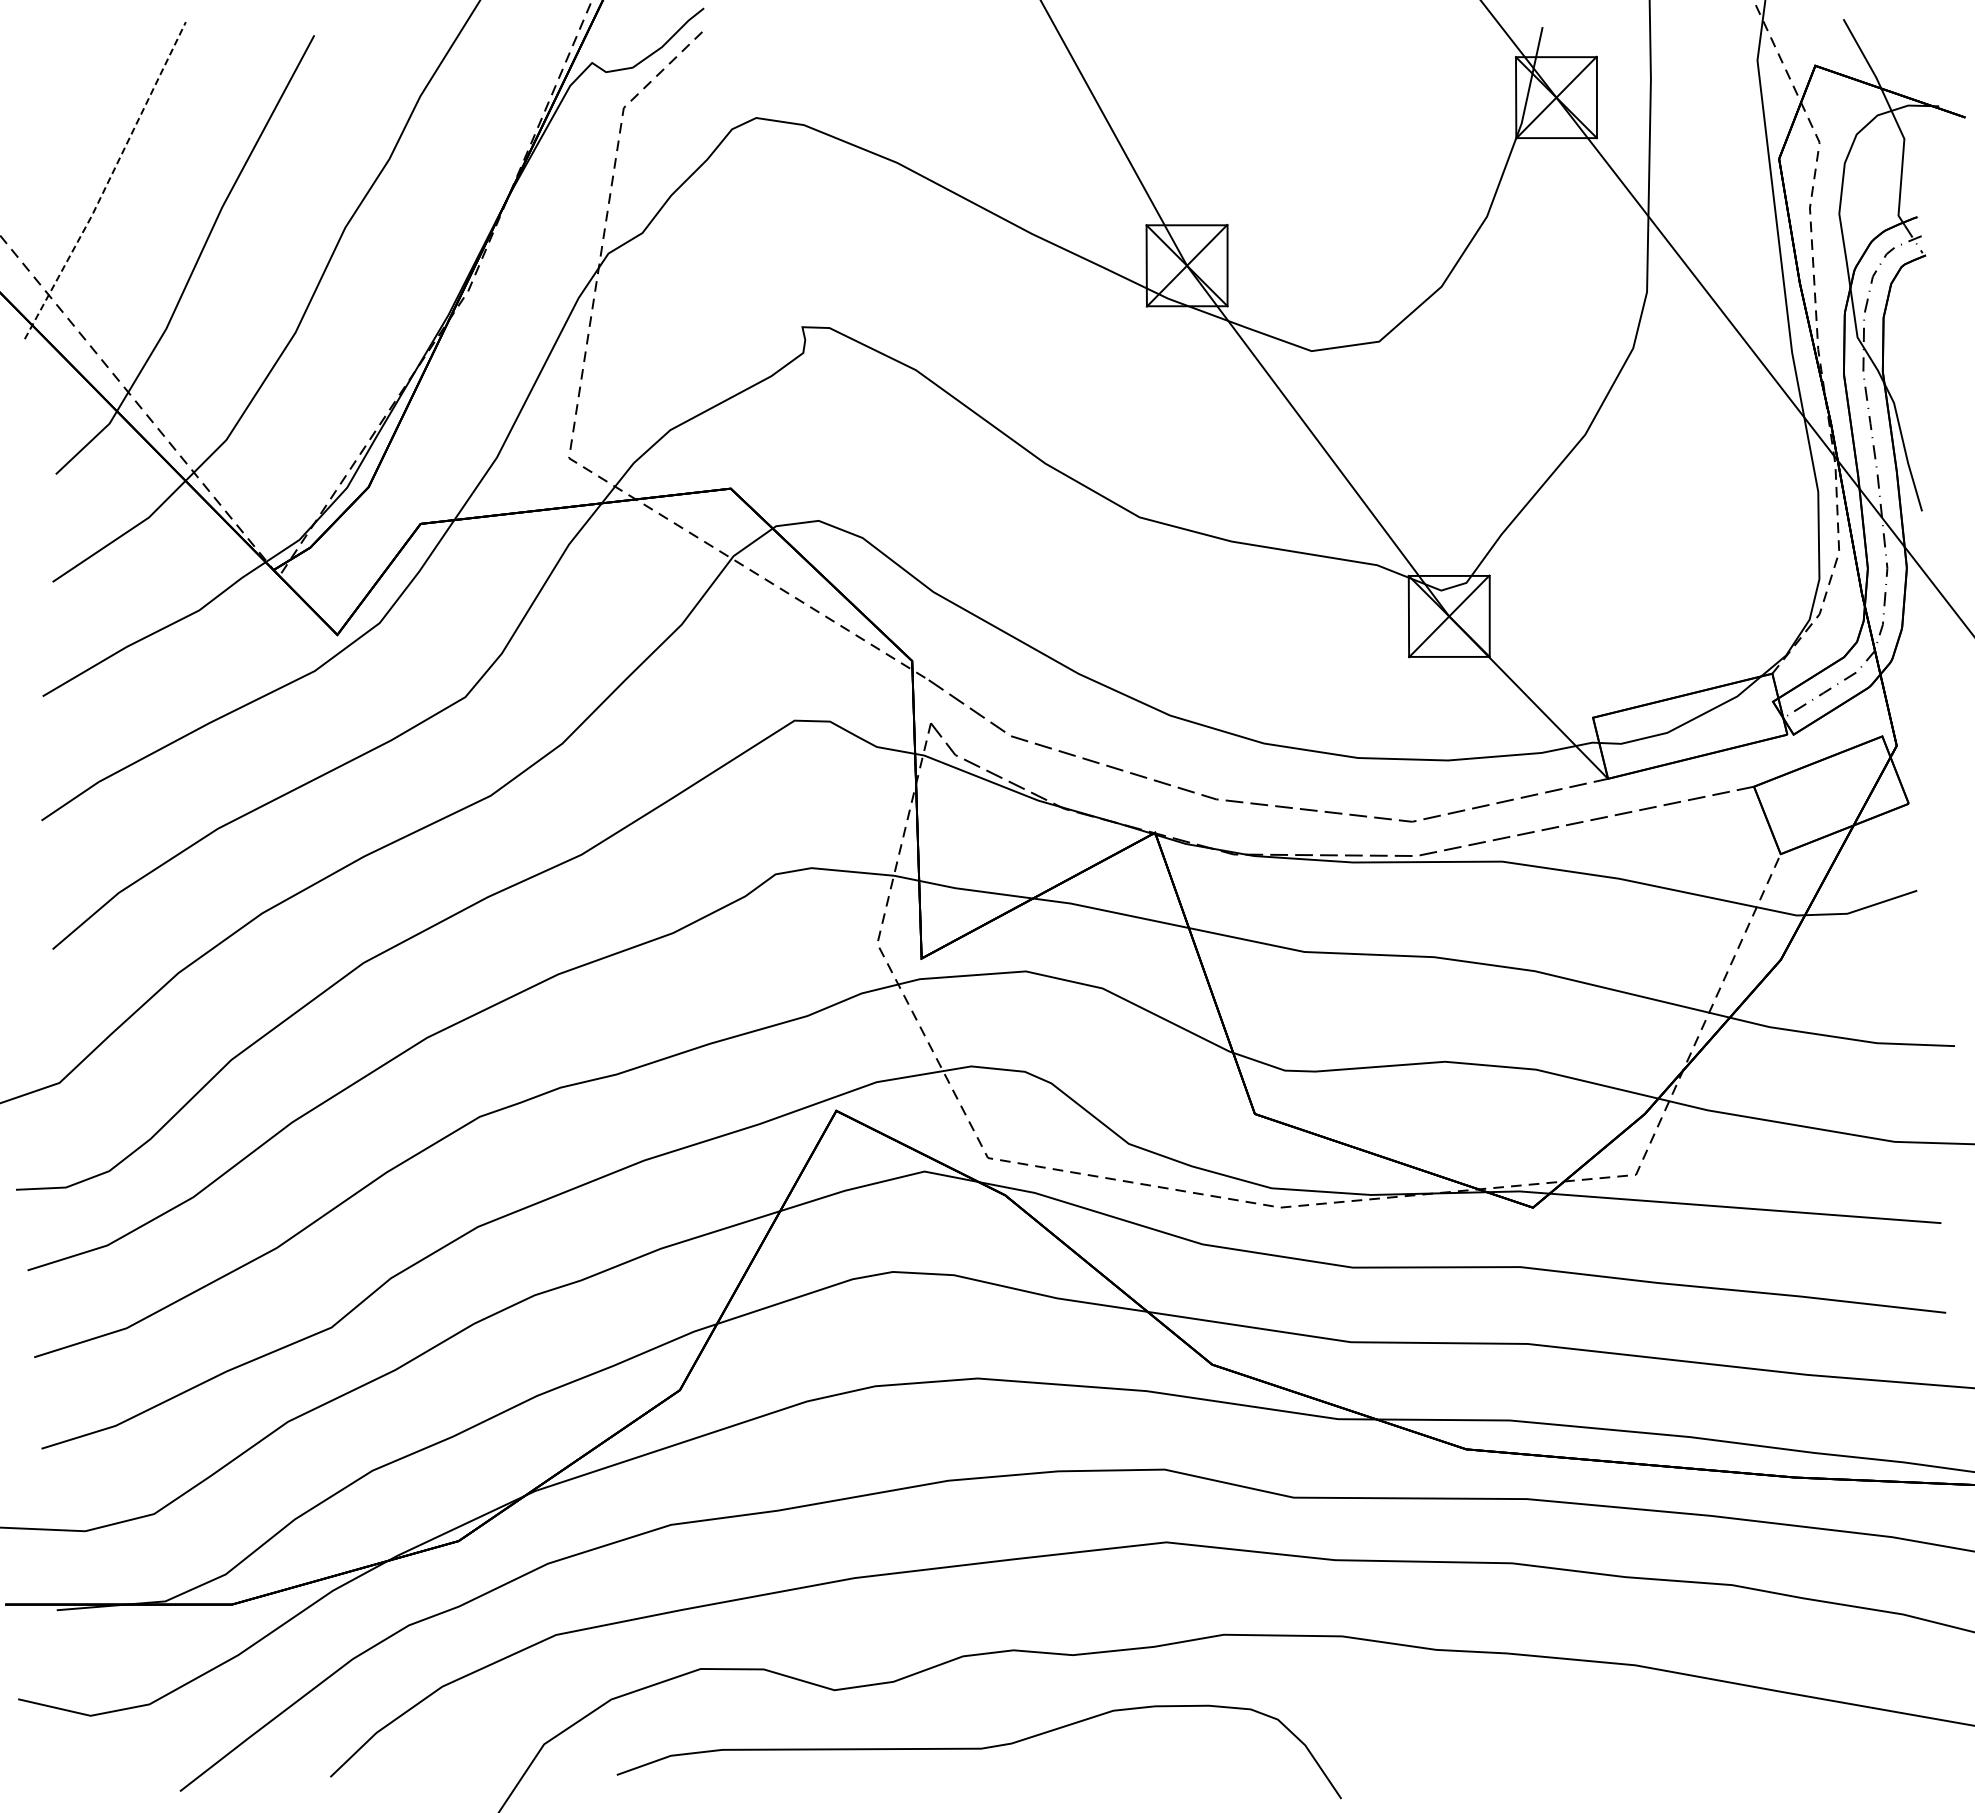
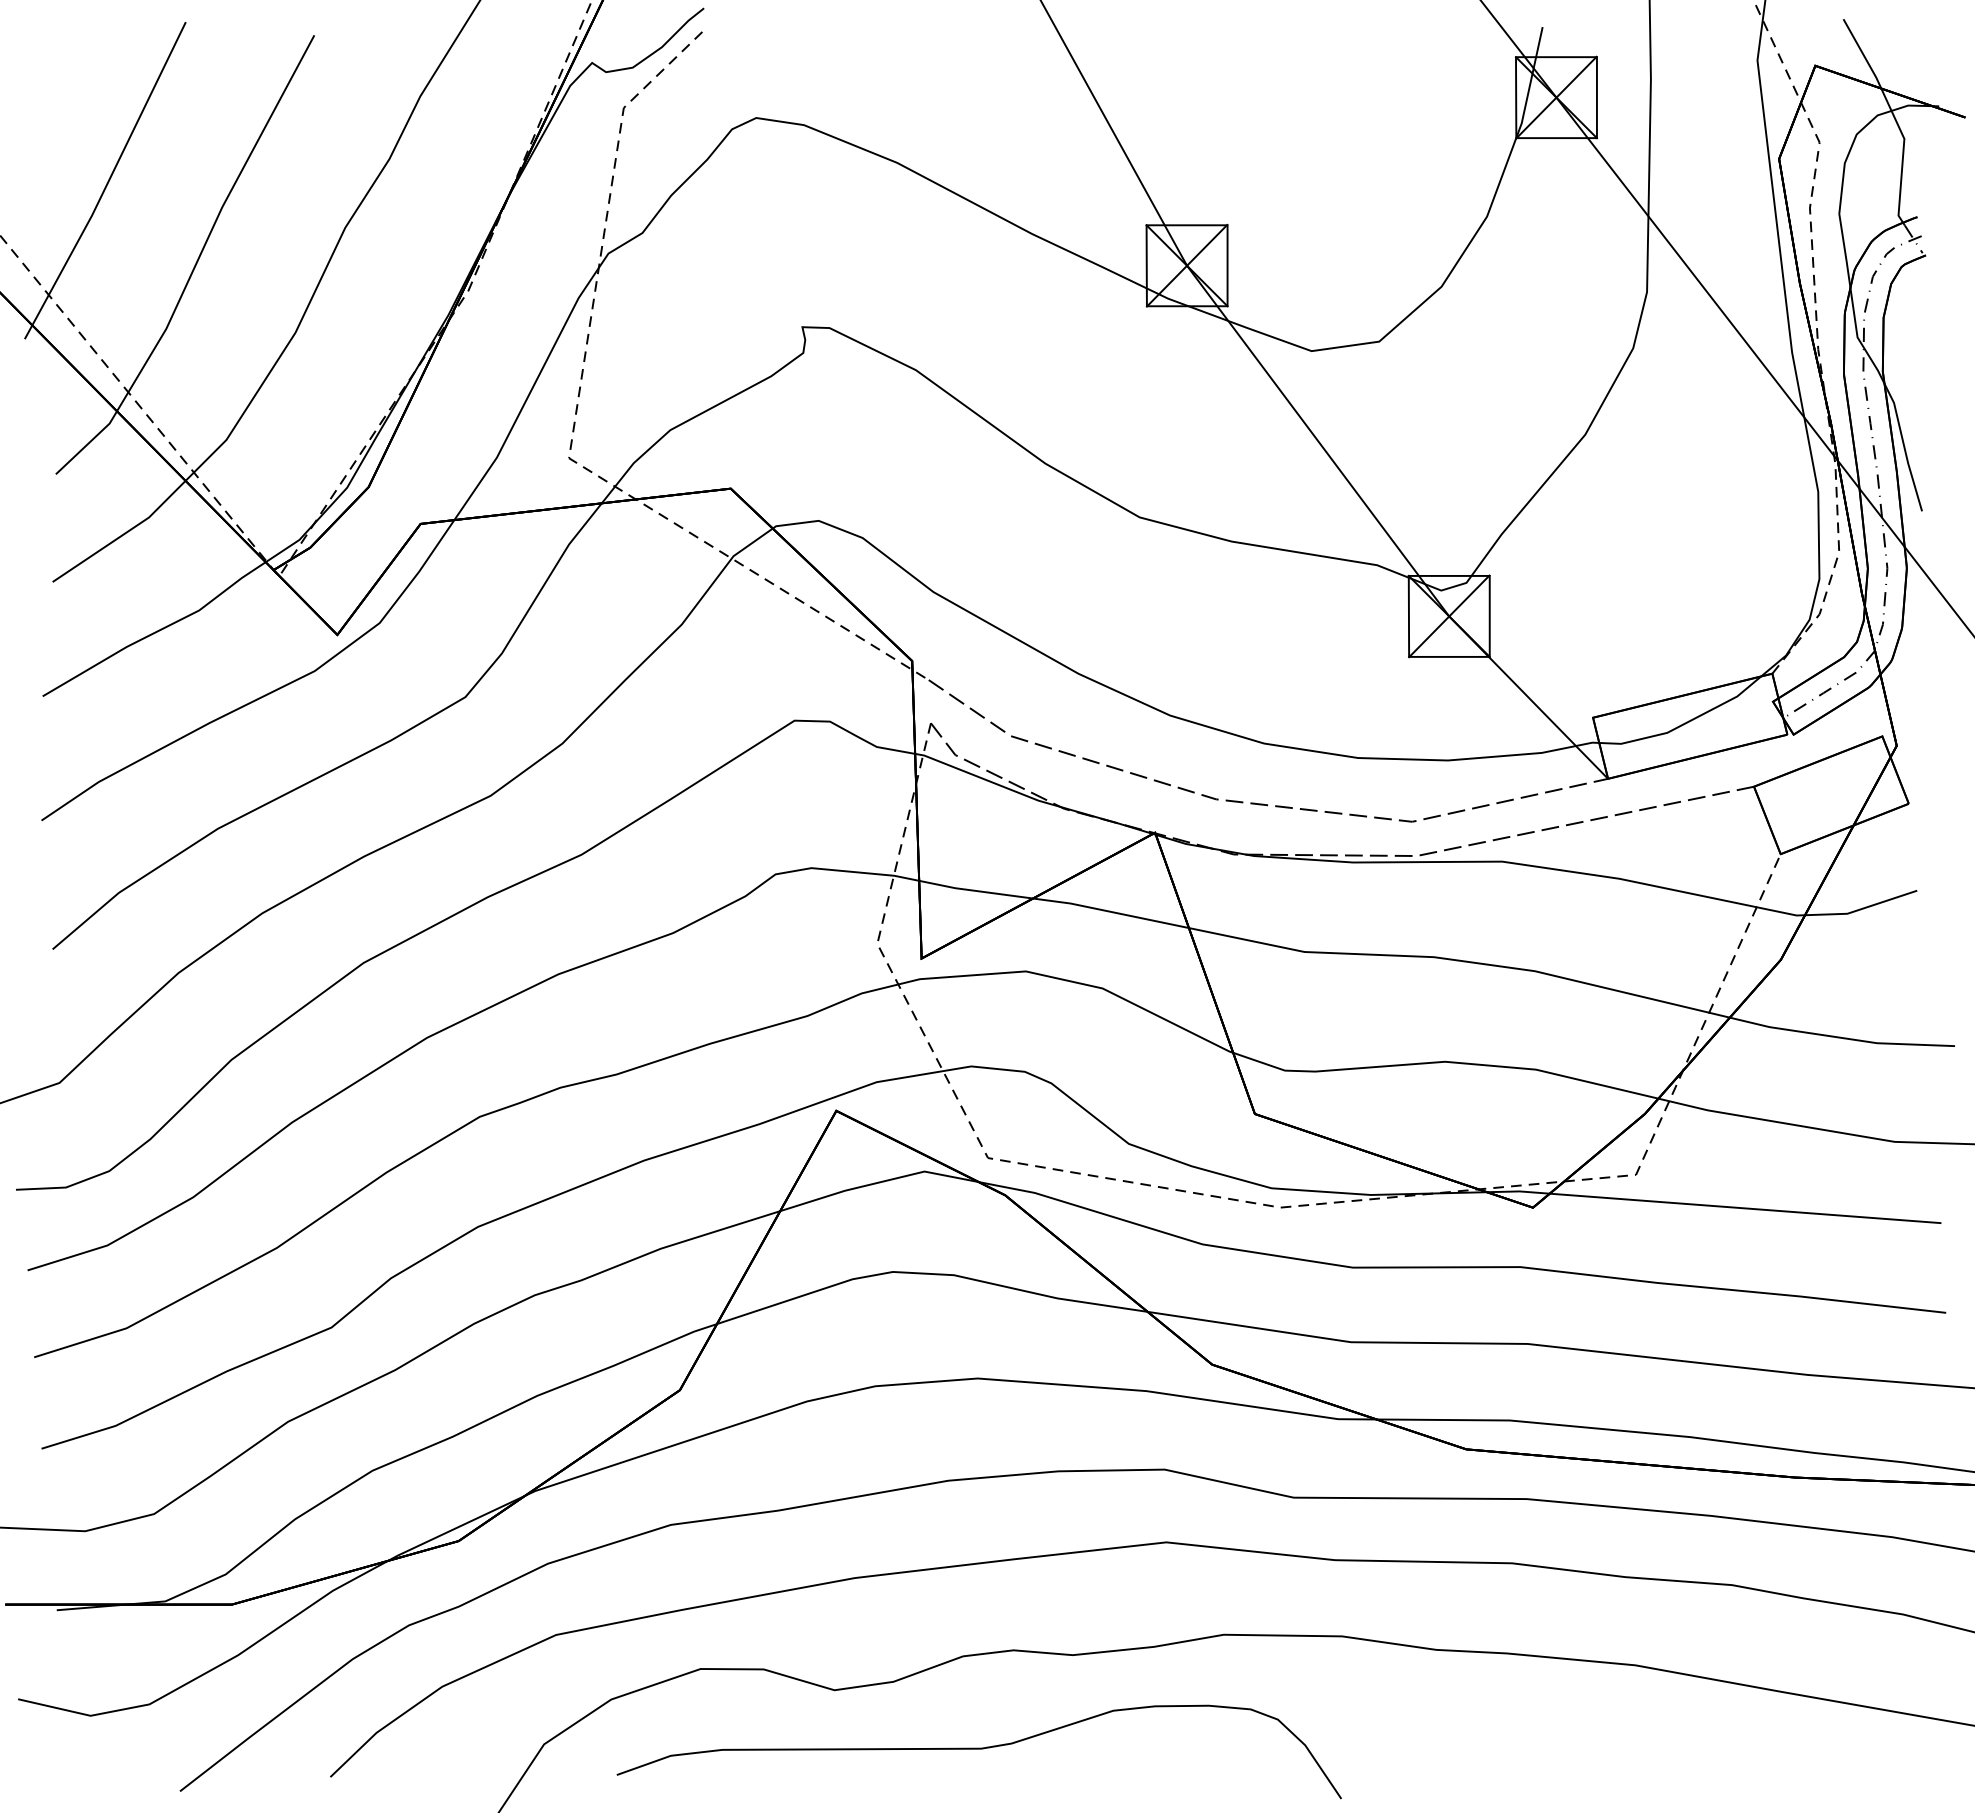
line: dashed -> solid (108, 182)
